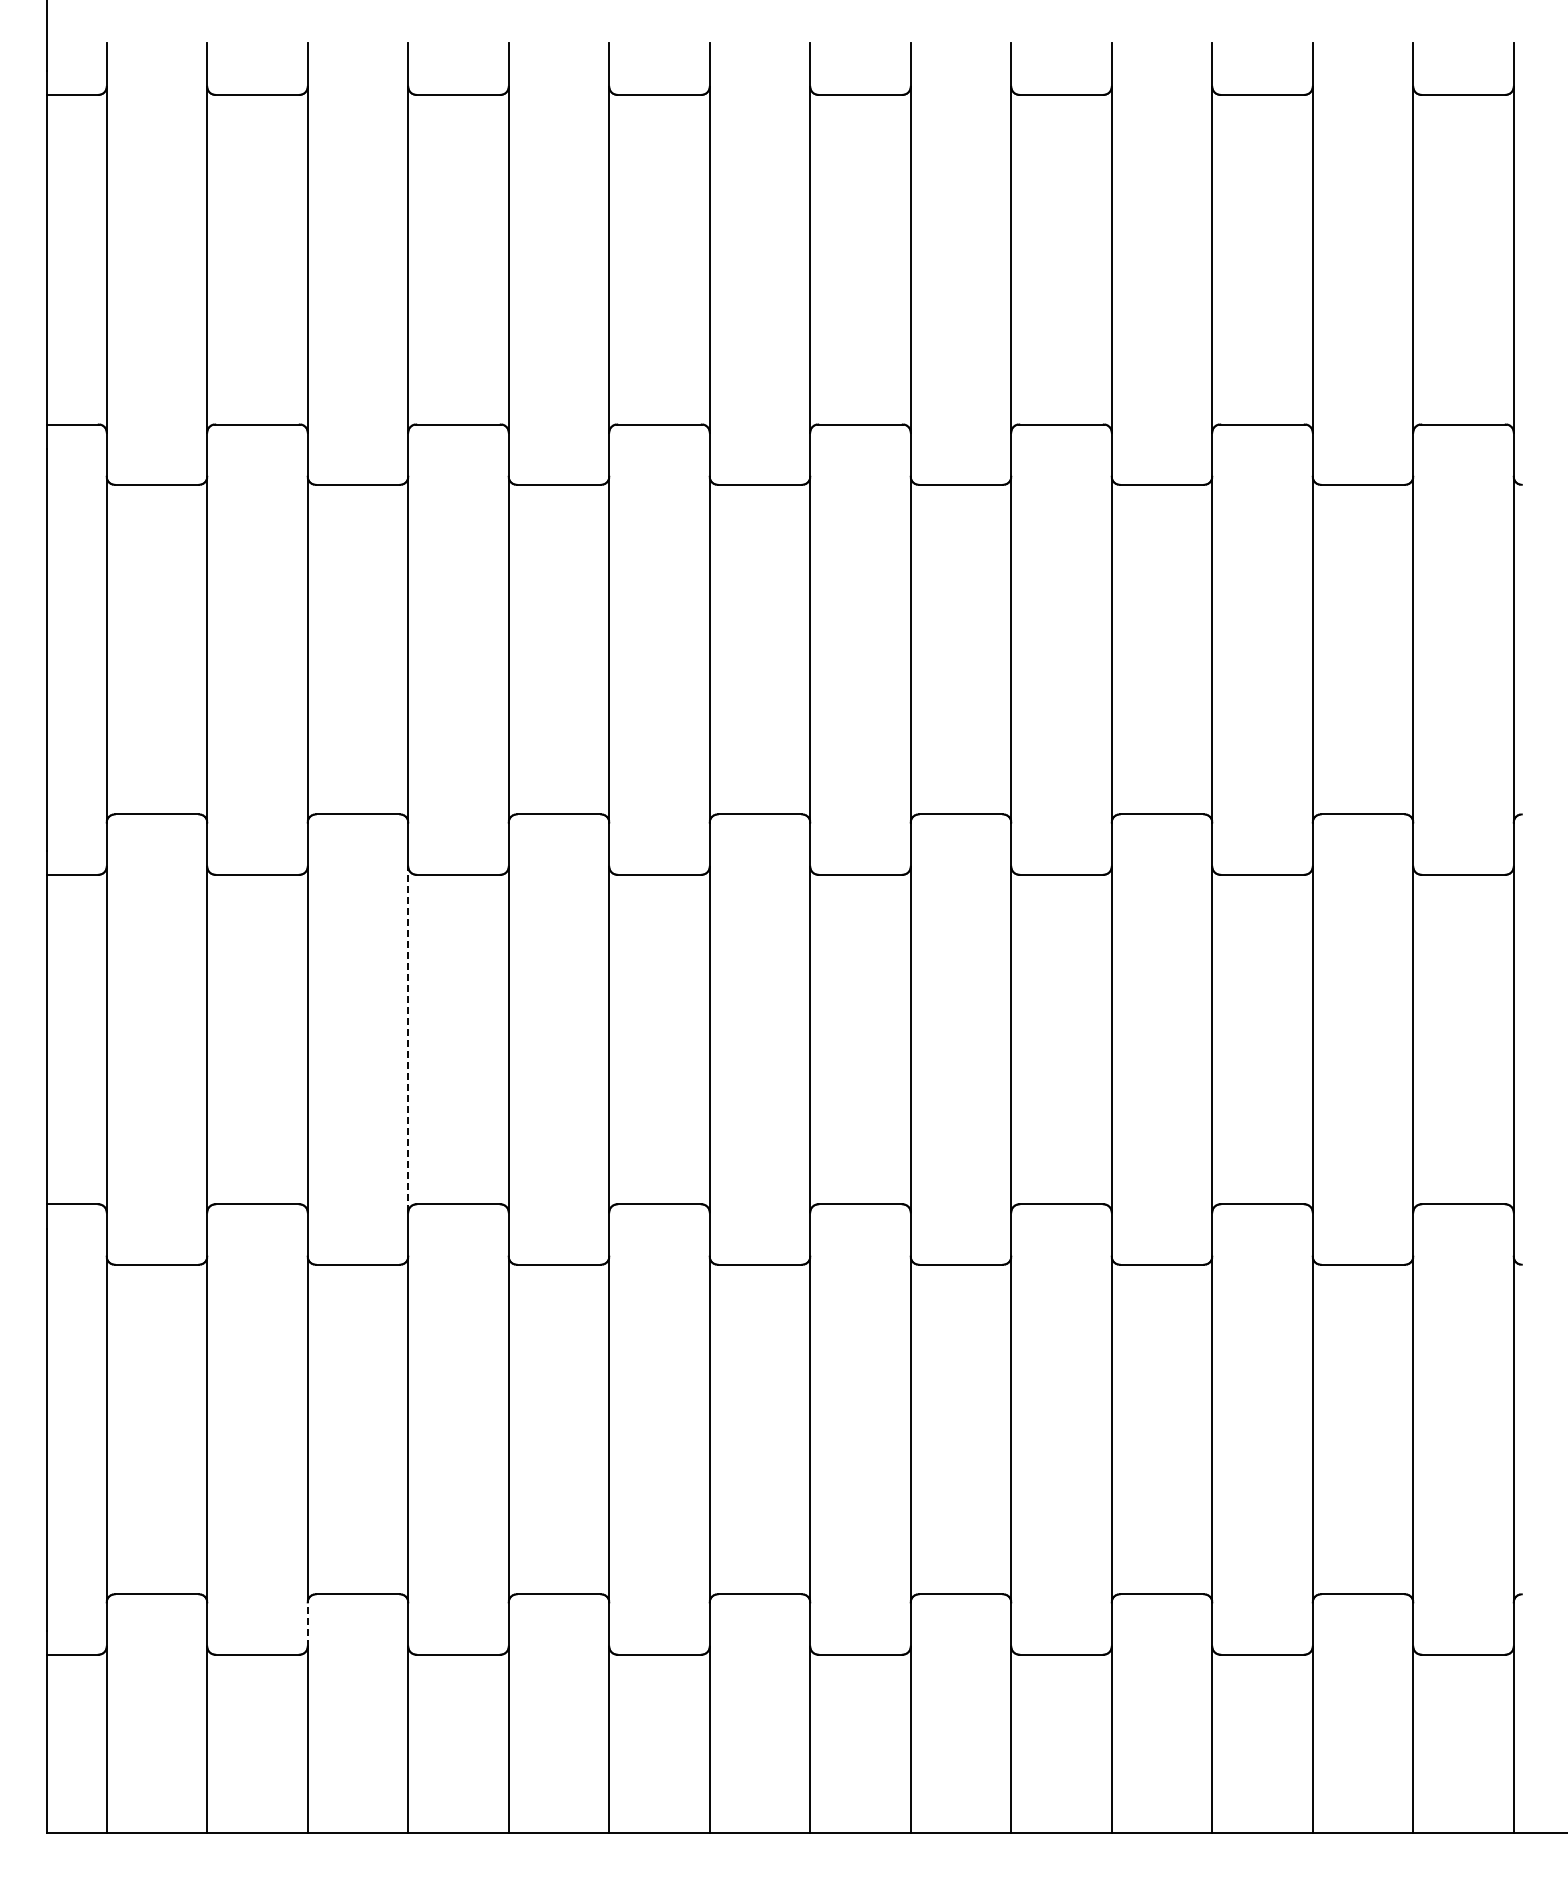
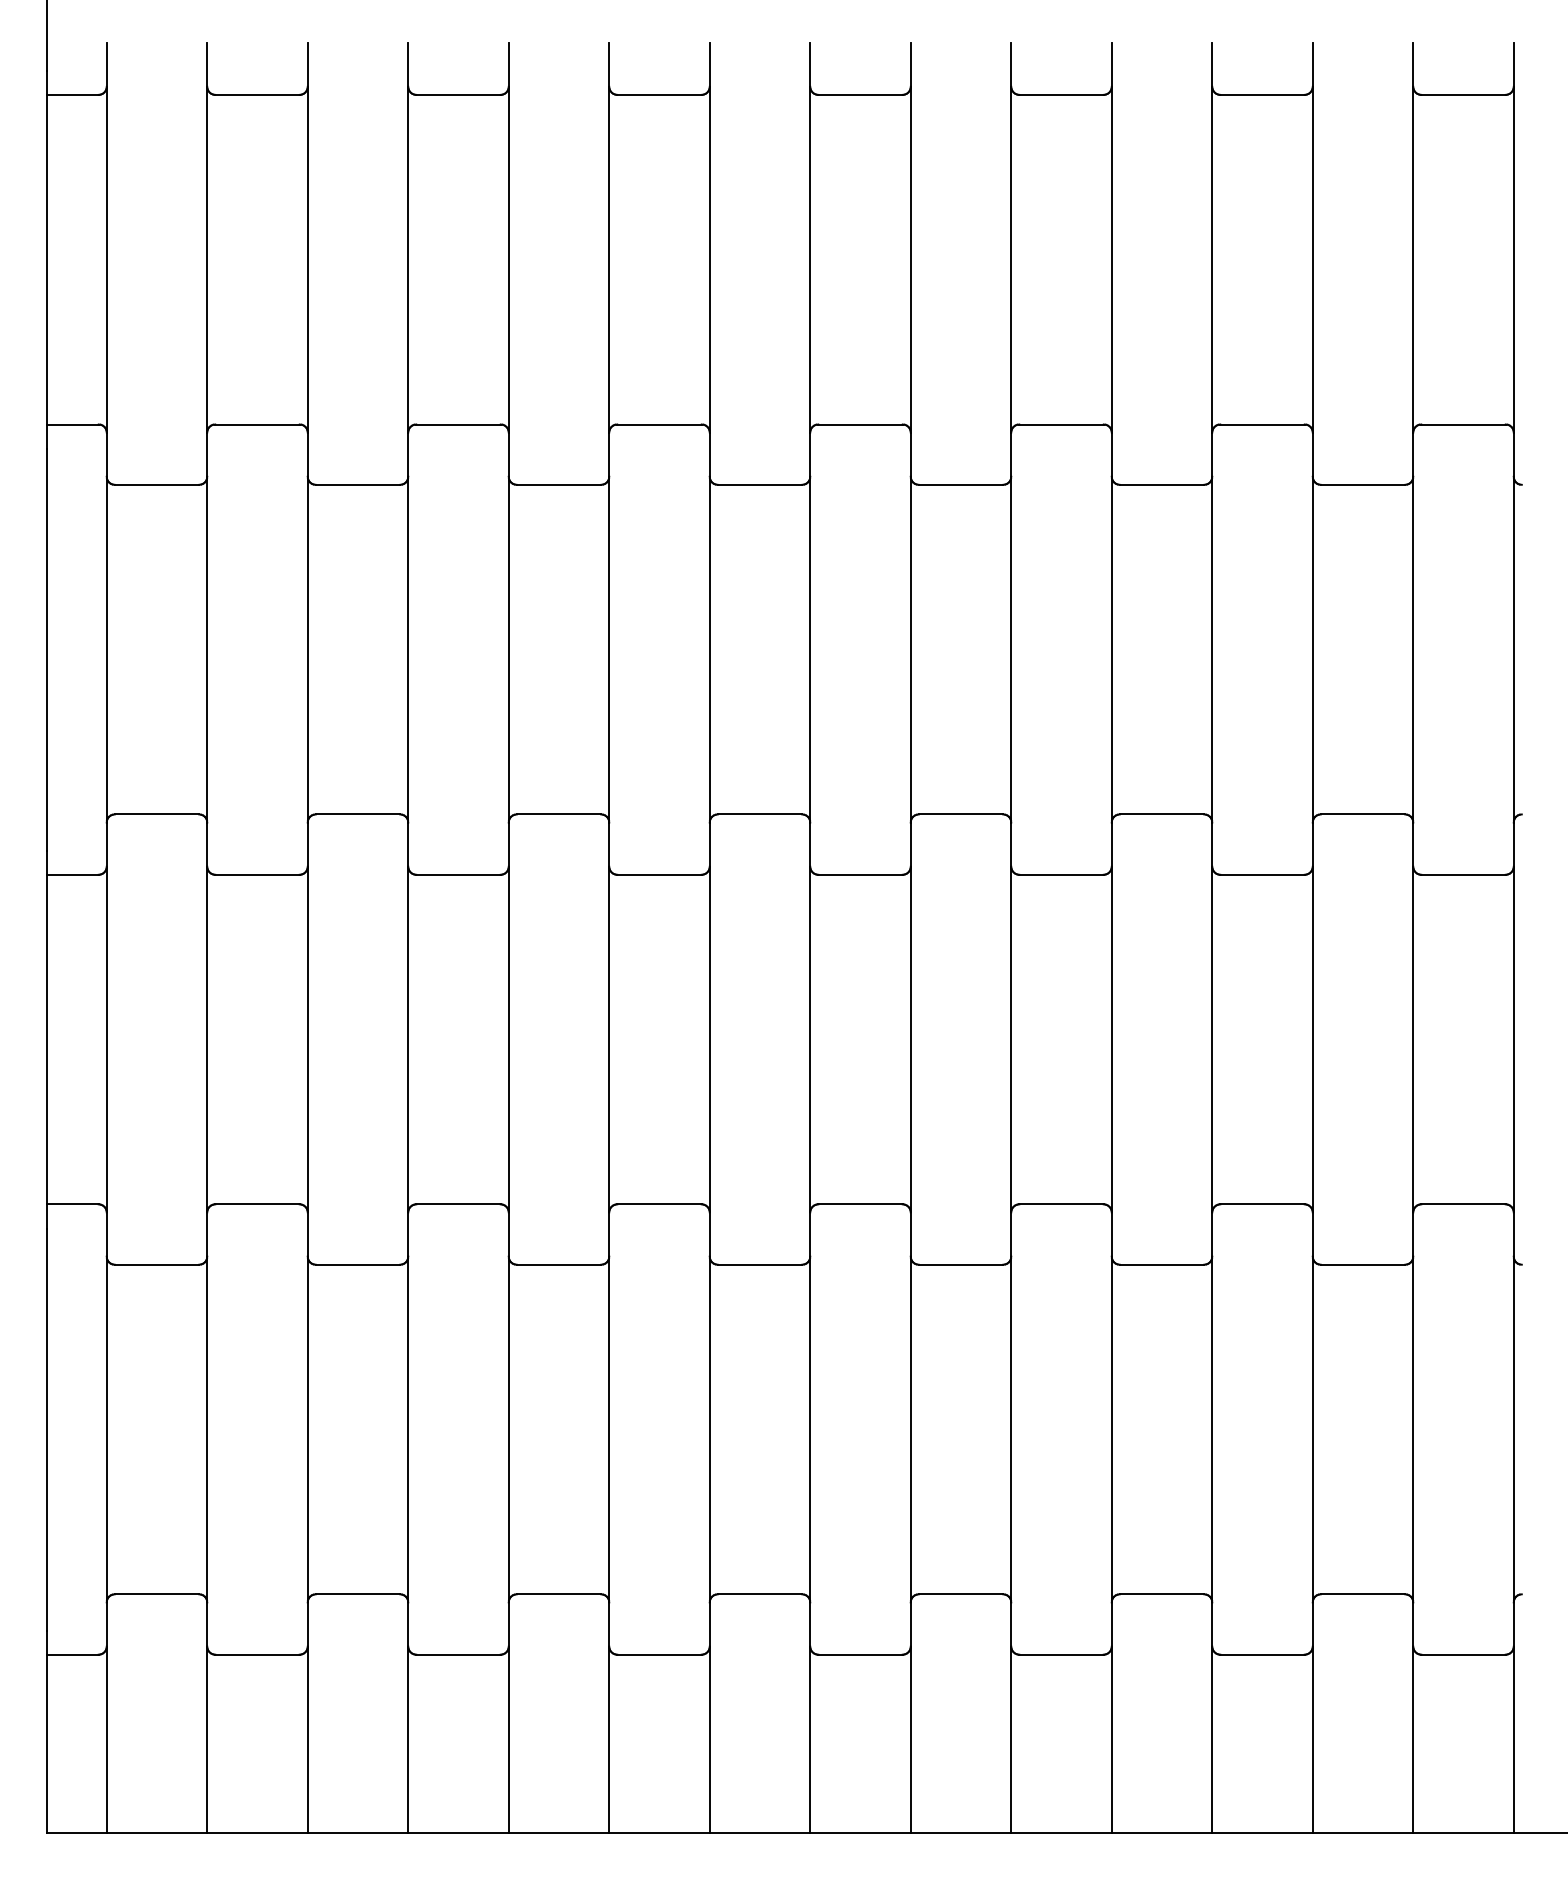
line: dashed -> solid (408, 1039)
line: dashed -> solid (307, 1624)
